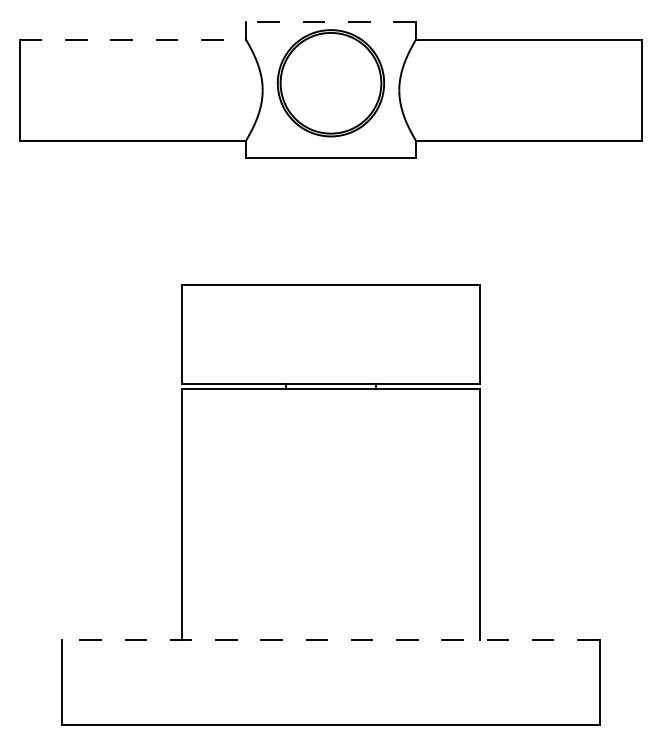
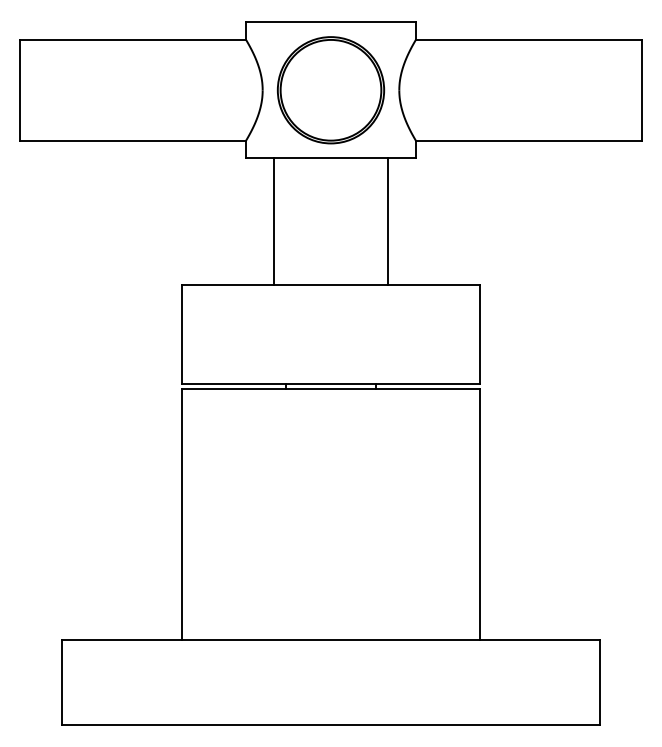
line: dashed -> solid (331, 22)
line: dashed -> solid (133, 39)
part position: (330, 83) -> (330, 90) (330, 90)
line: none -> present (274, 221)
line: none -> present (387, 221)
line: dashed -> solid (331, 639)
